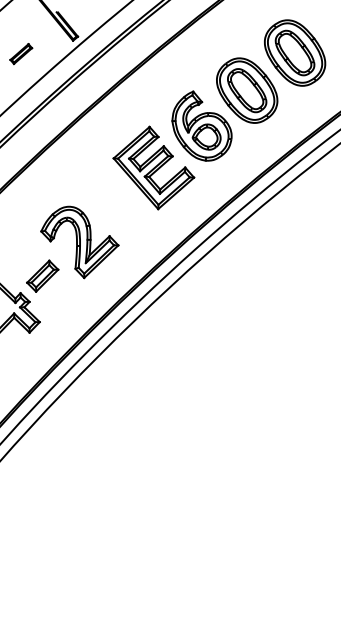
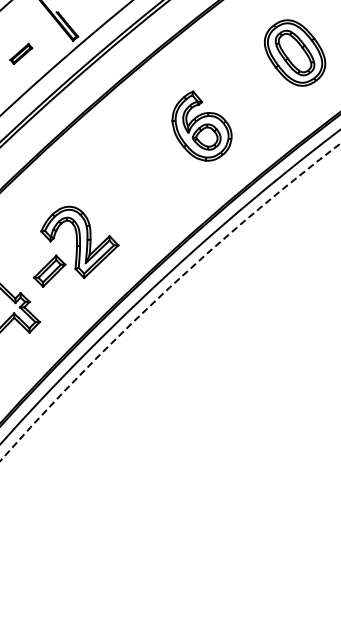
part: present -> none (247, 90)
part: present -> none (153, 167)
part position: (42, 275) -> (49, 270) (49, 270)
arc: solid -> dashed (163, 293)
